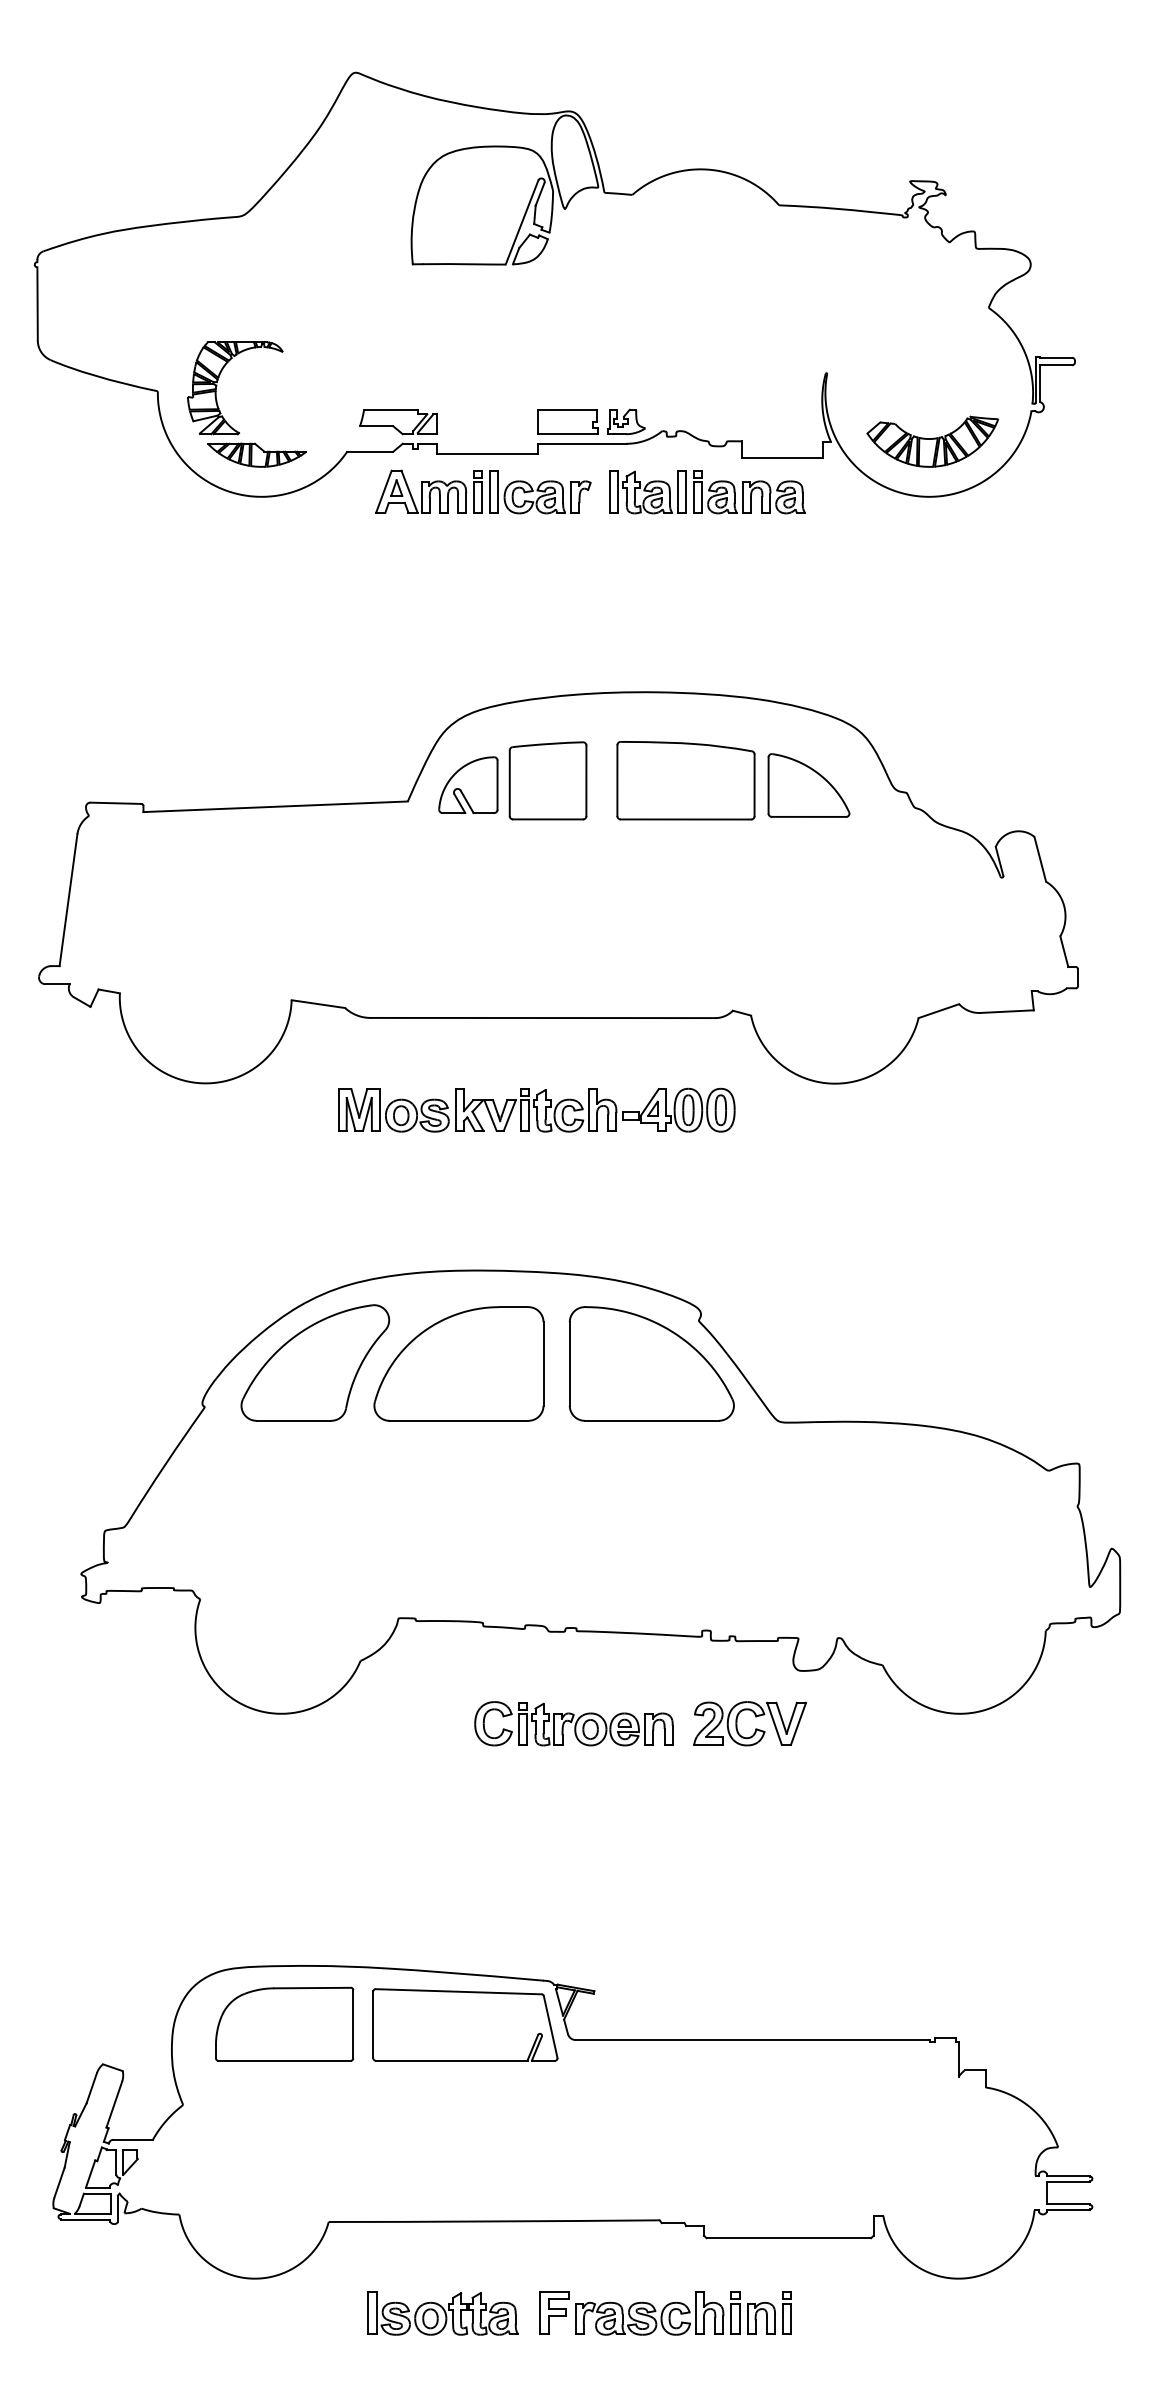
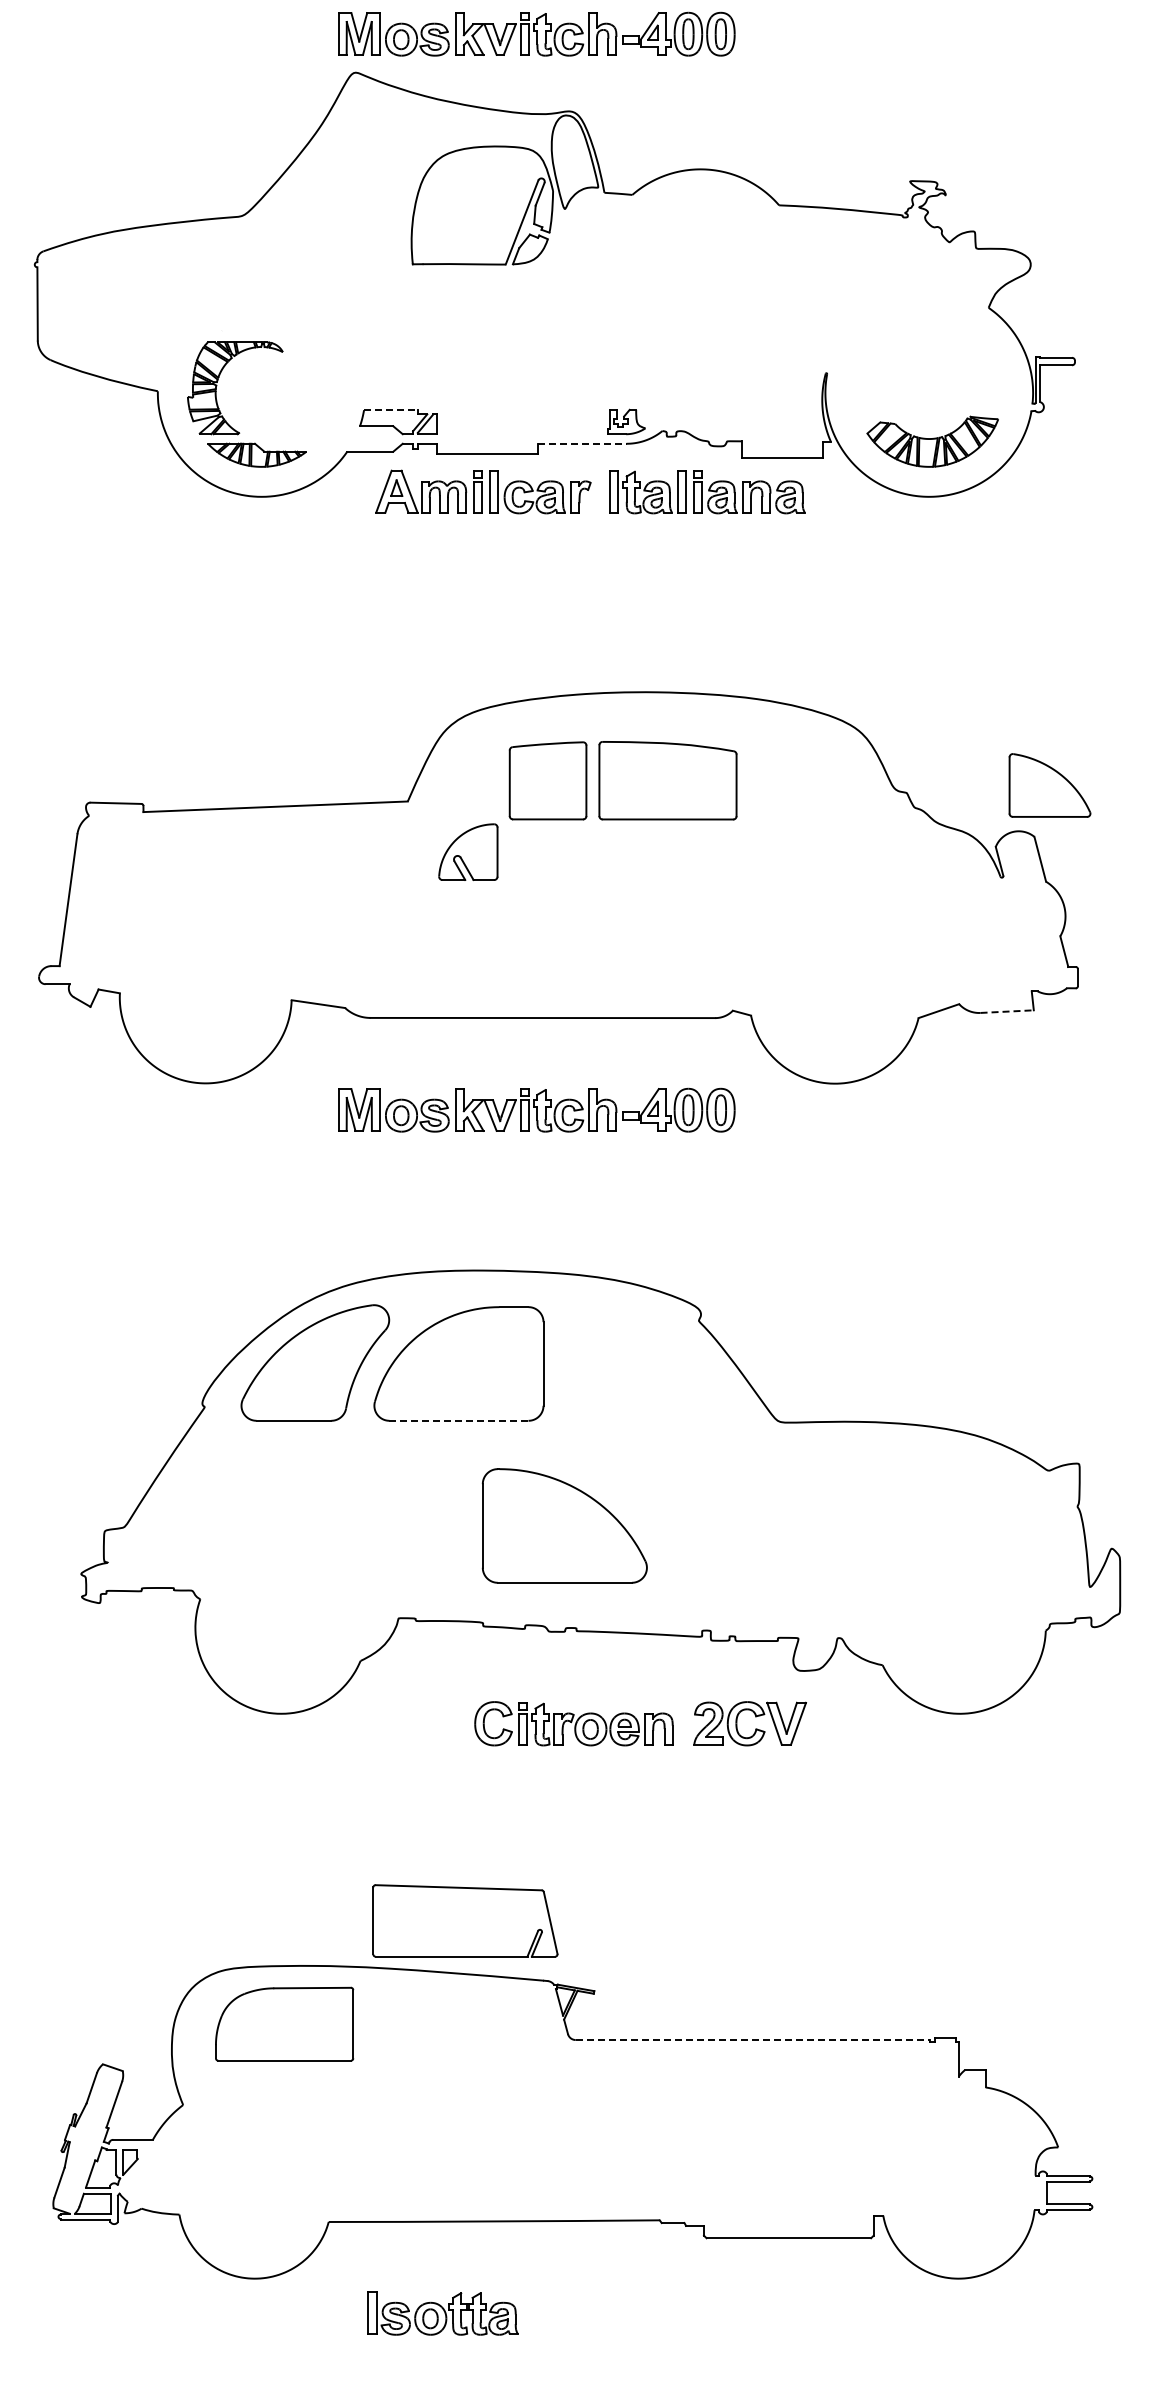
part: none -> present (536, 33)
line: solid -> dashed (390, 410)
part: present -> none (567, 421)
line: solid -> dashed (582, 443)
part position: (685, 780) -> (667, 780) (667, 780)
part position: (468, 784) -> (468, 851) (468, 851)
part position: (808, 785) -> (1049, 785) (1049, 785)
line: solid -> dashed (1007, 1011)
part position: (651, 1363) -> (564, 1525) (564, 1525)
line: solid -> dashed (458, 1420)
part position: (465, 2024) -> (465, 1920) (465, 1920)
line: solid -> dashed (753, 2040)
part: present -> none (665, 2313)
